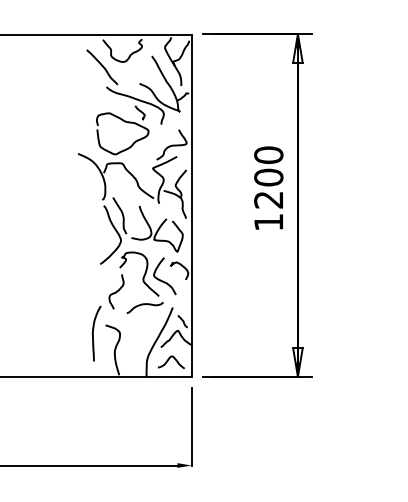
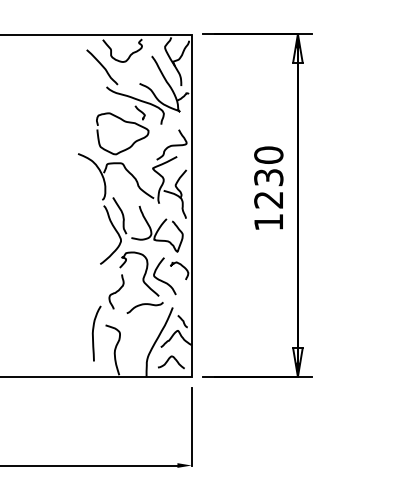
text: 1200 -> 1230 (268, 177)
